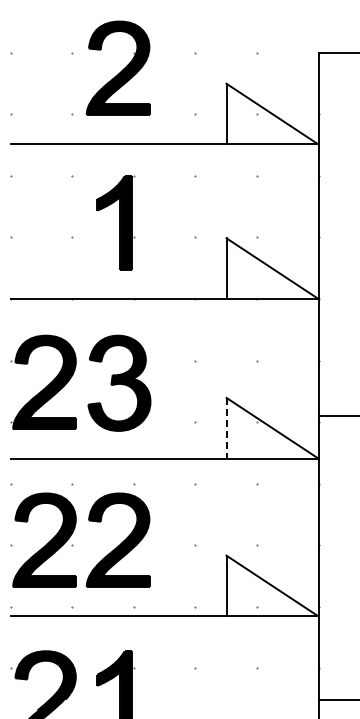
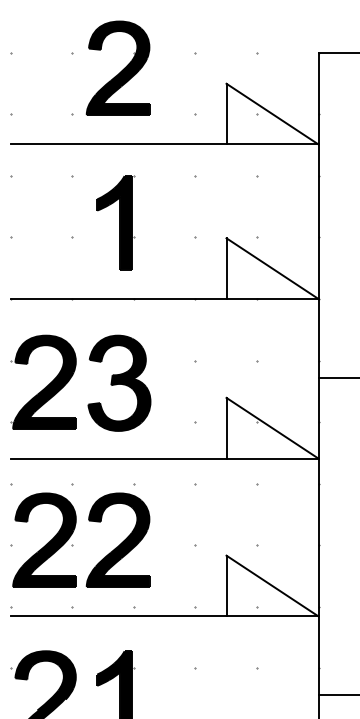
line position: (337, 416) -> (337, 378) (337, 378)
line: dashed -> solid (226, 428)
line position: (337, 700) -> (337, 695) (337, 695)
